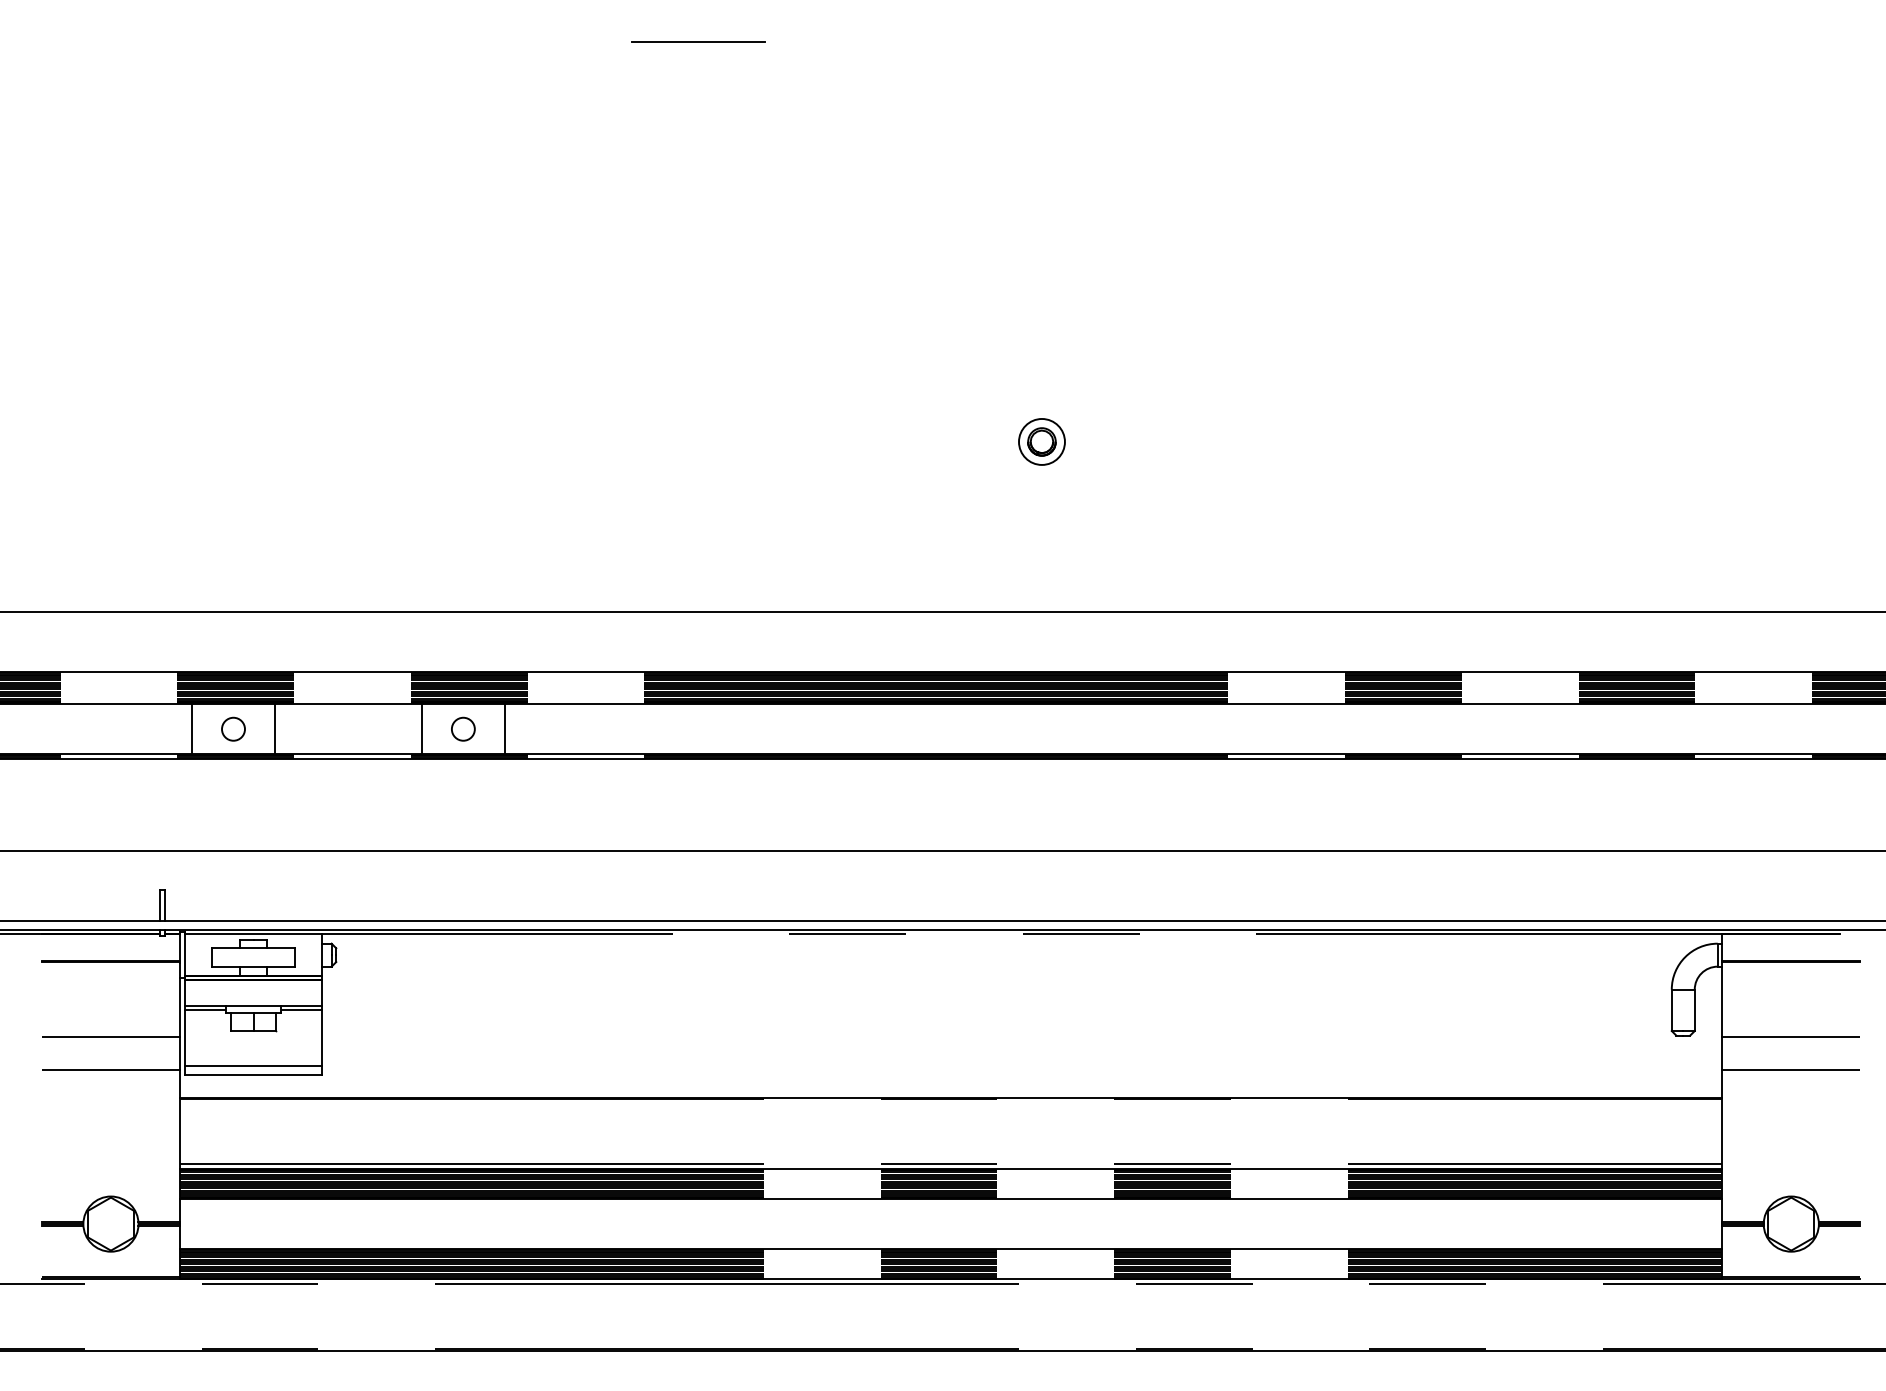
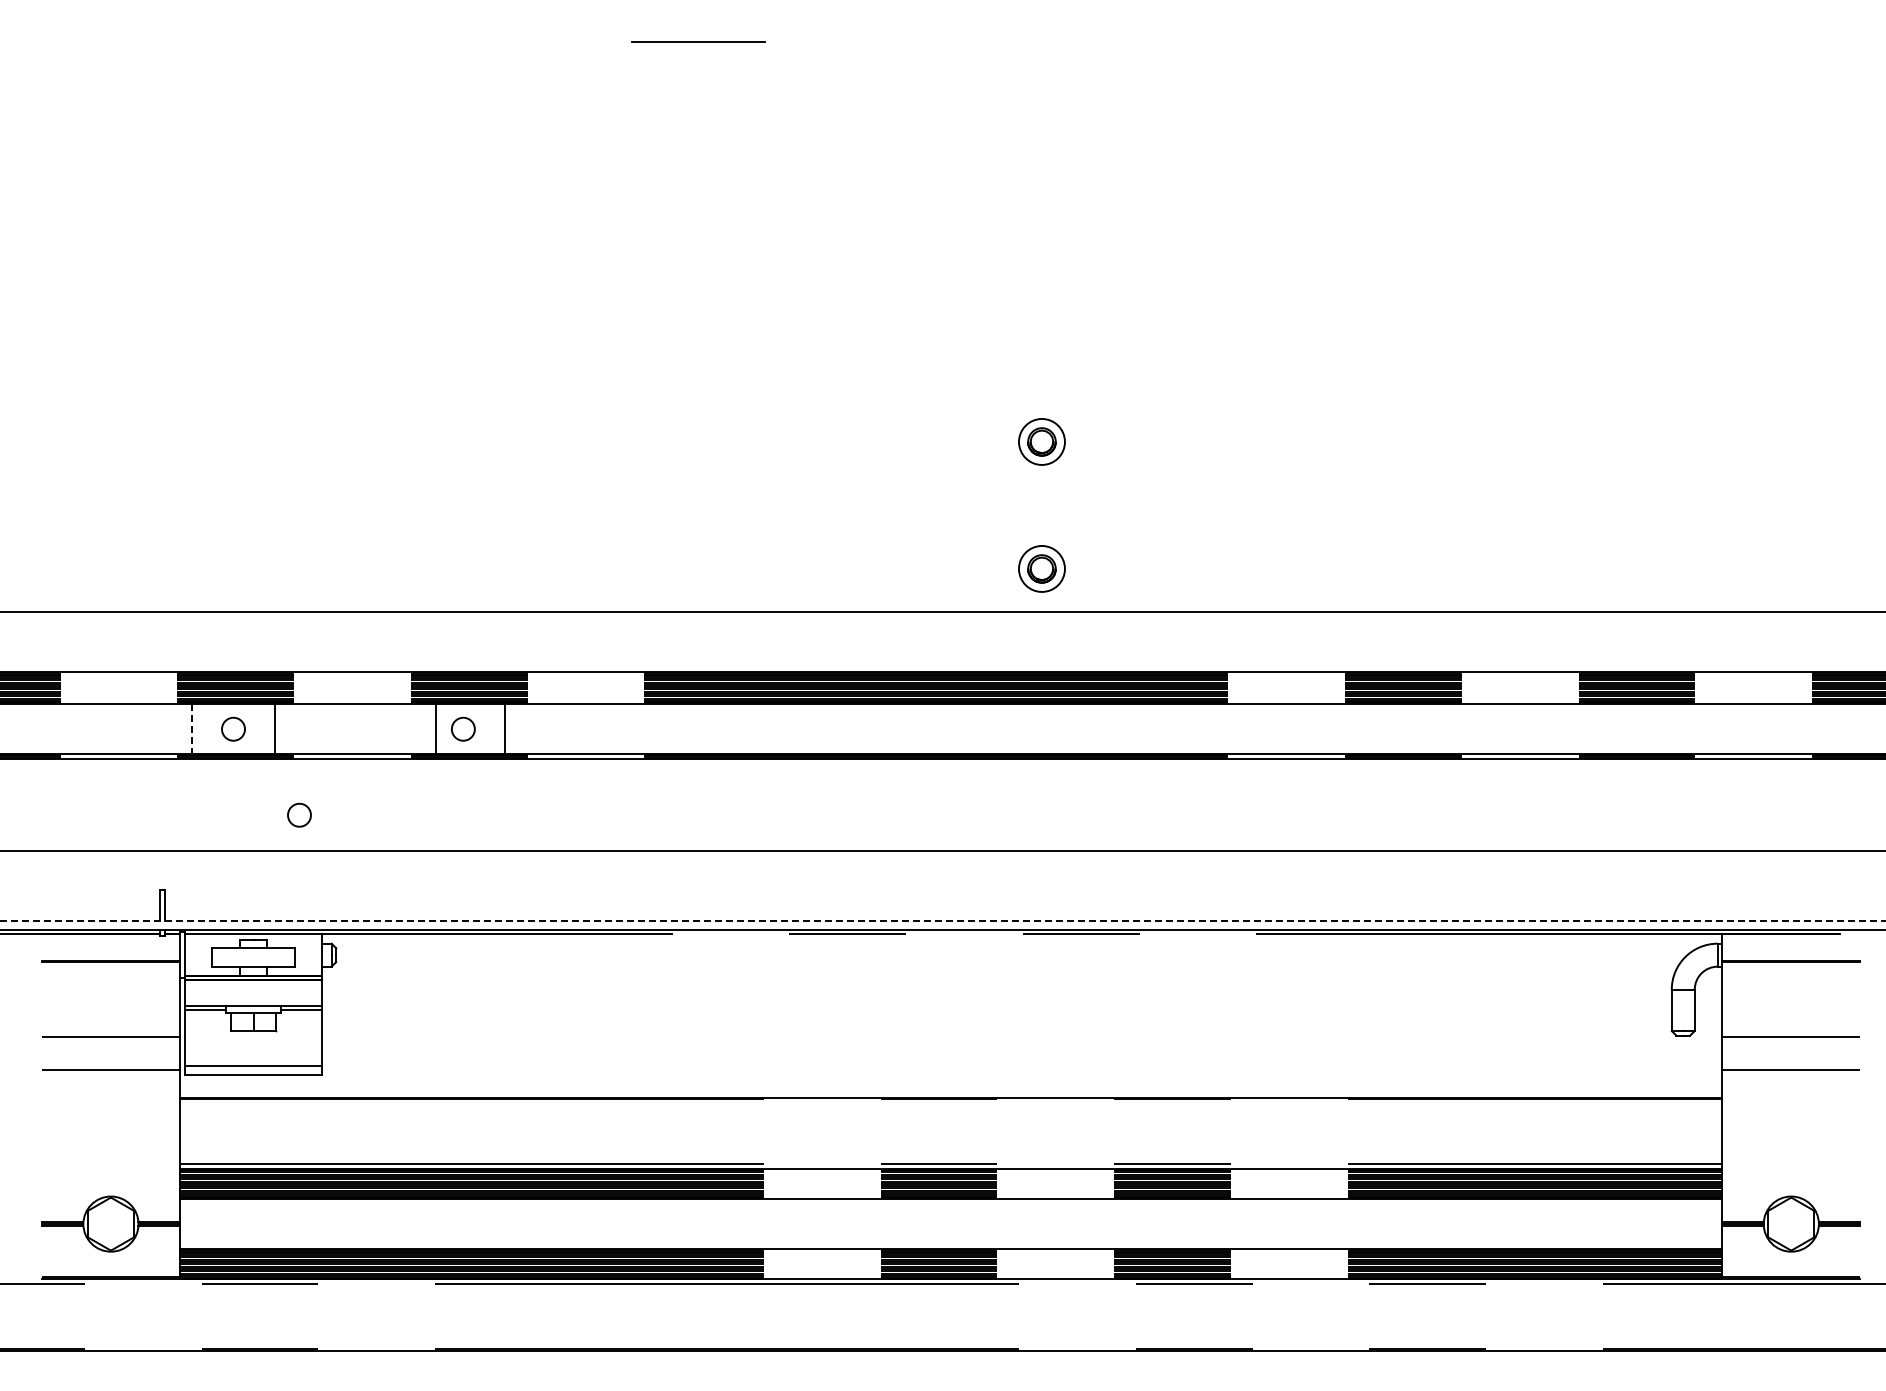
part: none -> present (1041, 568)
line: solid -> dashed (192, 729)
line position: (421, 729) -> (435, 729) (435, 729)
circle: none -> present (299, 814)
line: solid -> dashed (942, 920)
